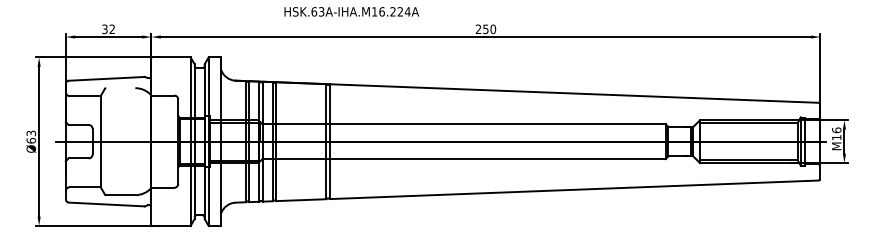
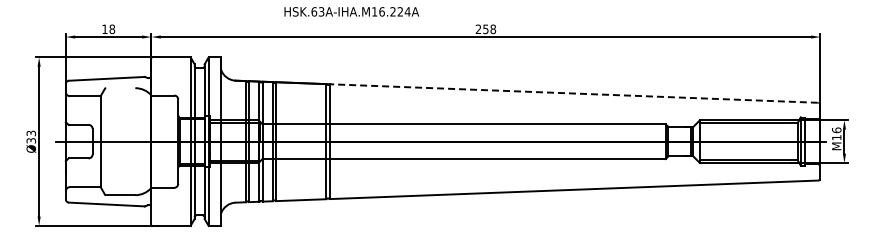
text: 250 -> 258 (493, 28)
text: 32 -> 18 (108, 29)
line: solid -> dashed (573, 93)
text: Ø63 -> Ø33 (31, 140)
